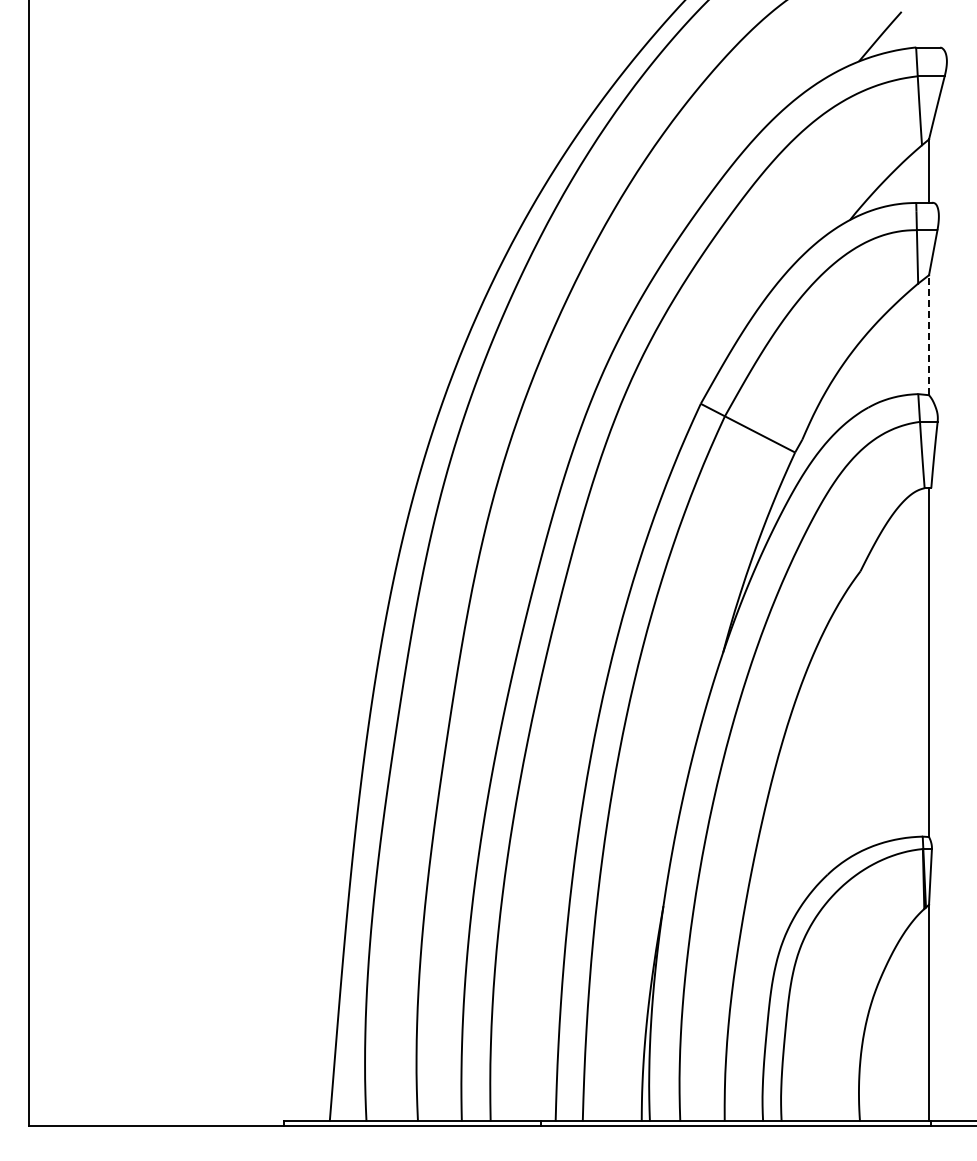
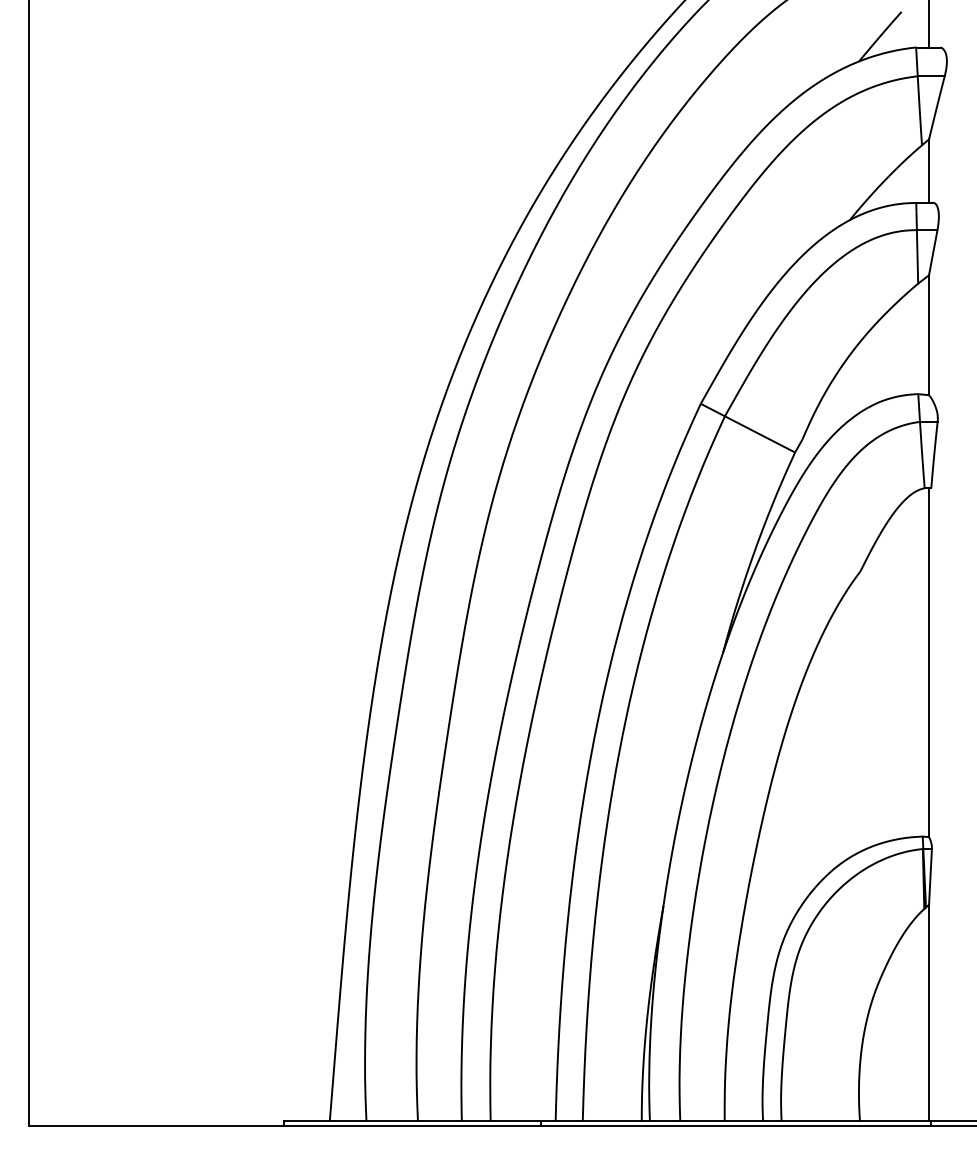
line: none -> present (929, 24)
line: dashed -> solid (929, 335)
